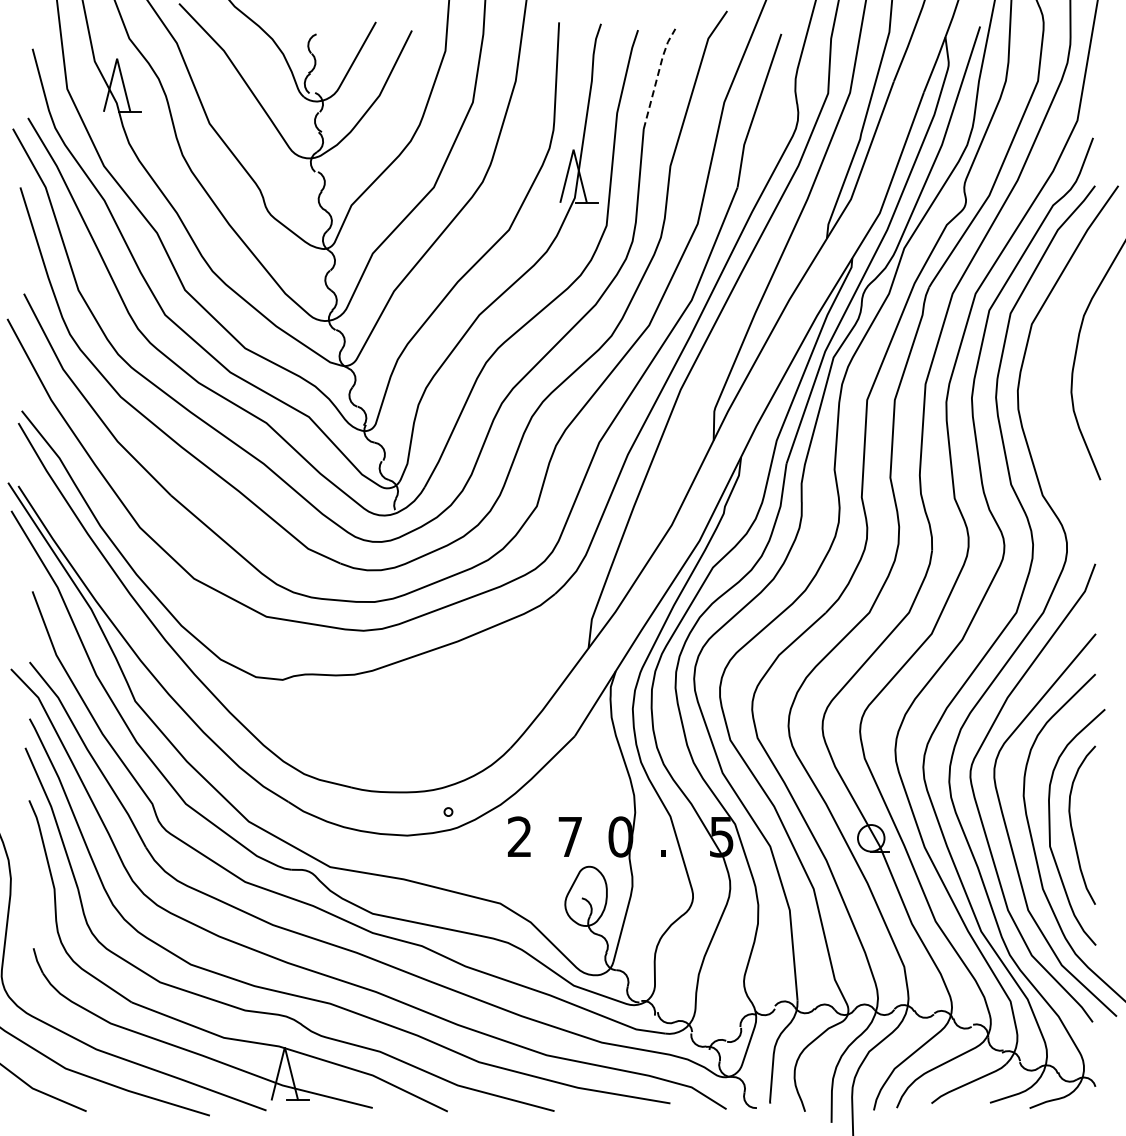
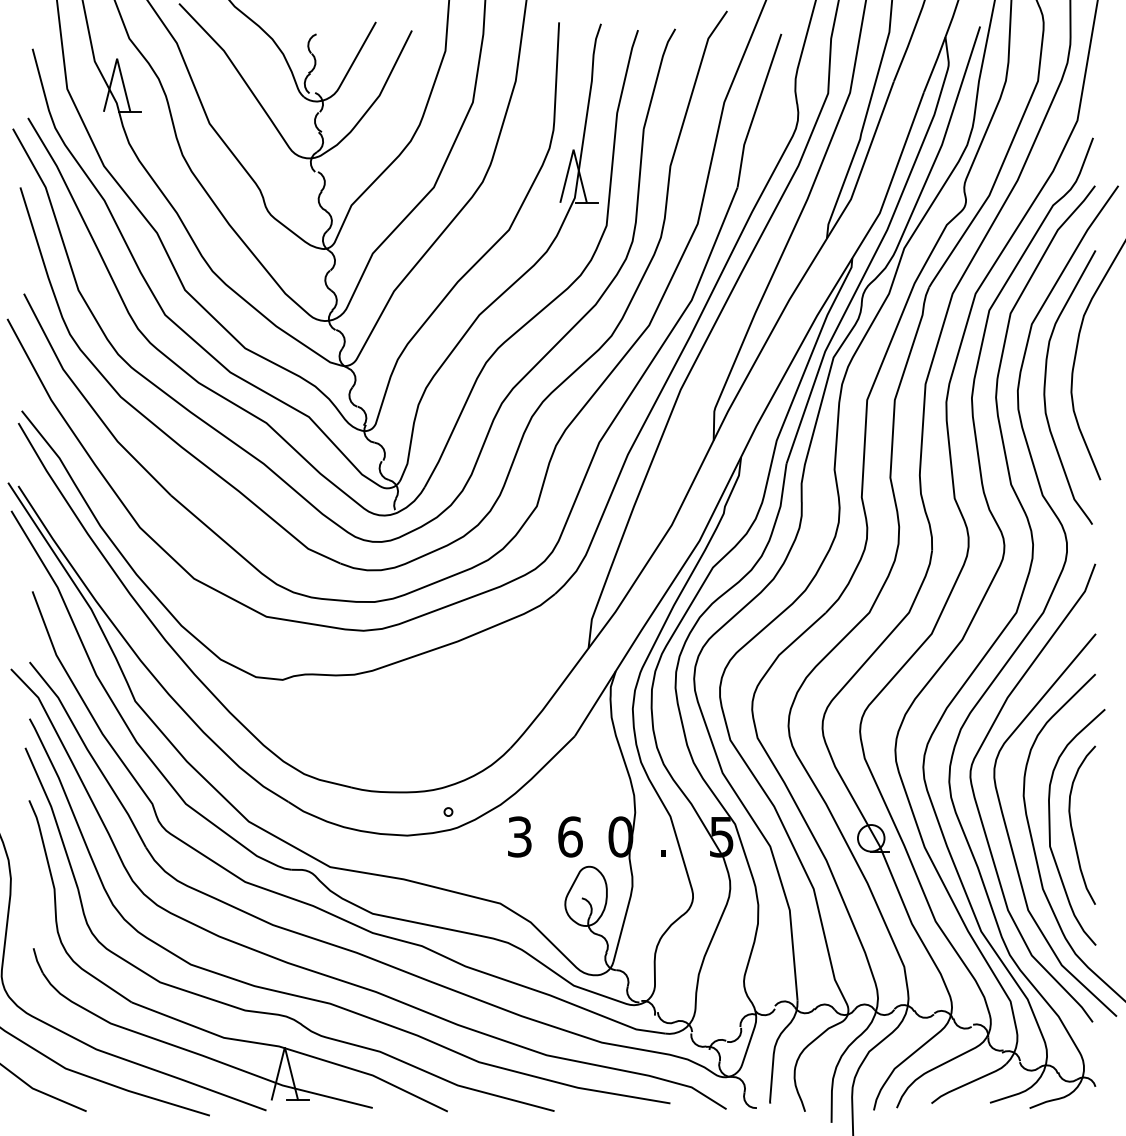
line: dashed -> solid (657, 76)
curve: none -> present (1045, 387)
text: 2 -> 3 (519, 836)
text: 7 -> 6 (570, 836)
